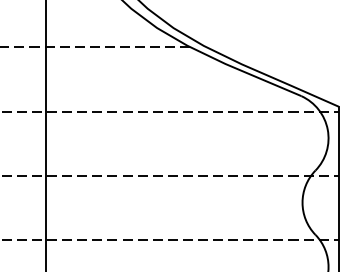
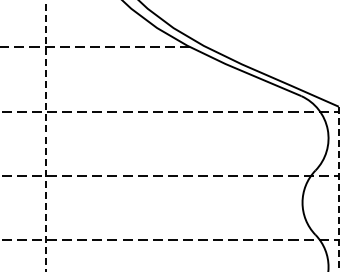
line: solid -> dashed (45, 136)
line: solid -> dashed (338, 189)
